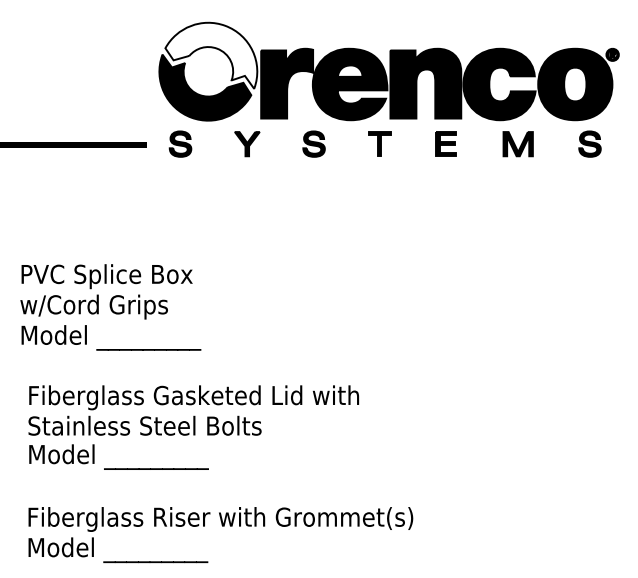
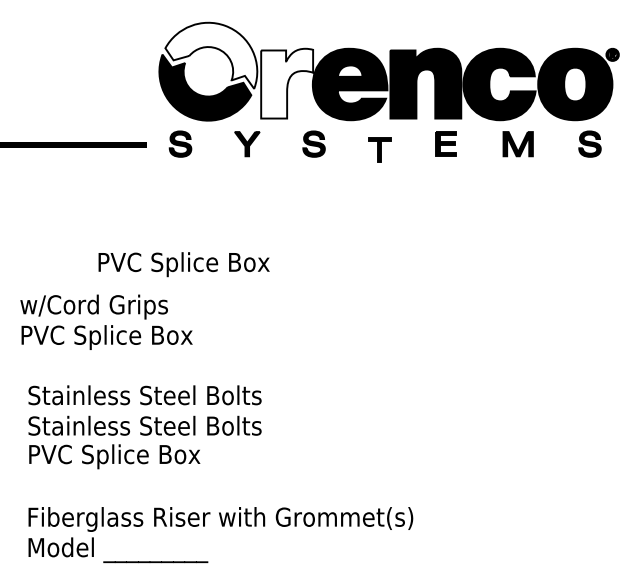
fill: present -> none (287, 83)
part position: (379, 143) -> (379, 149) (379, 149)
text position: (106, 276) -> (183, 264) (183, 264)
text: Model _________ -> PVC Splice Box (112, 337)
text: Fiberglass Gasketed Lid with -> Stainless Steel Bolts (193, 397)
text: Model _________ -> PVC Splice Box (119, 456)
